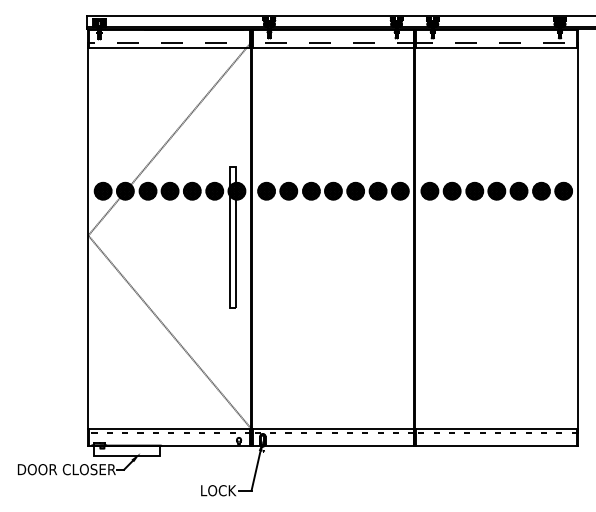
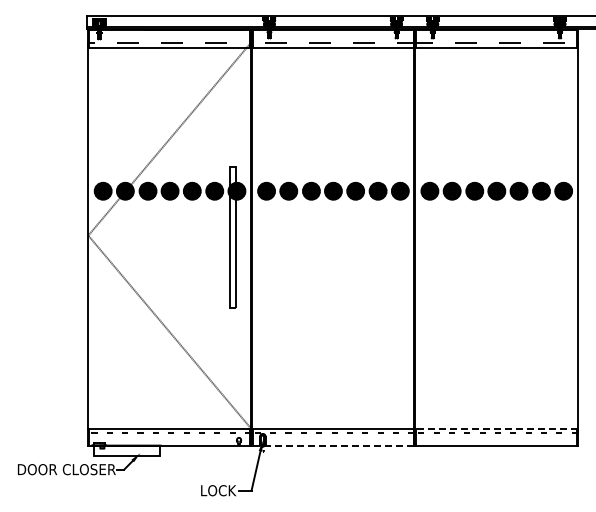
line: solid -> dashed (495, 428)
line: solid -> dashed (332, 446)
